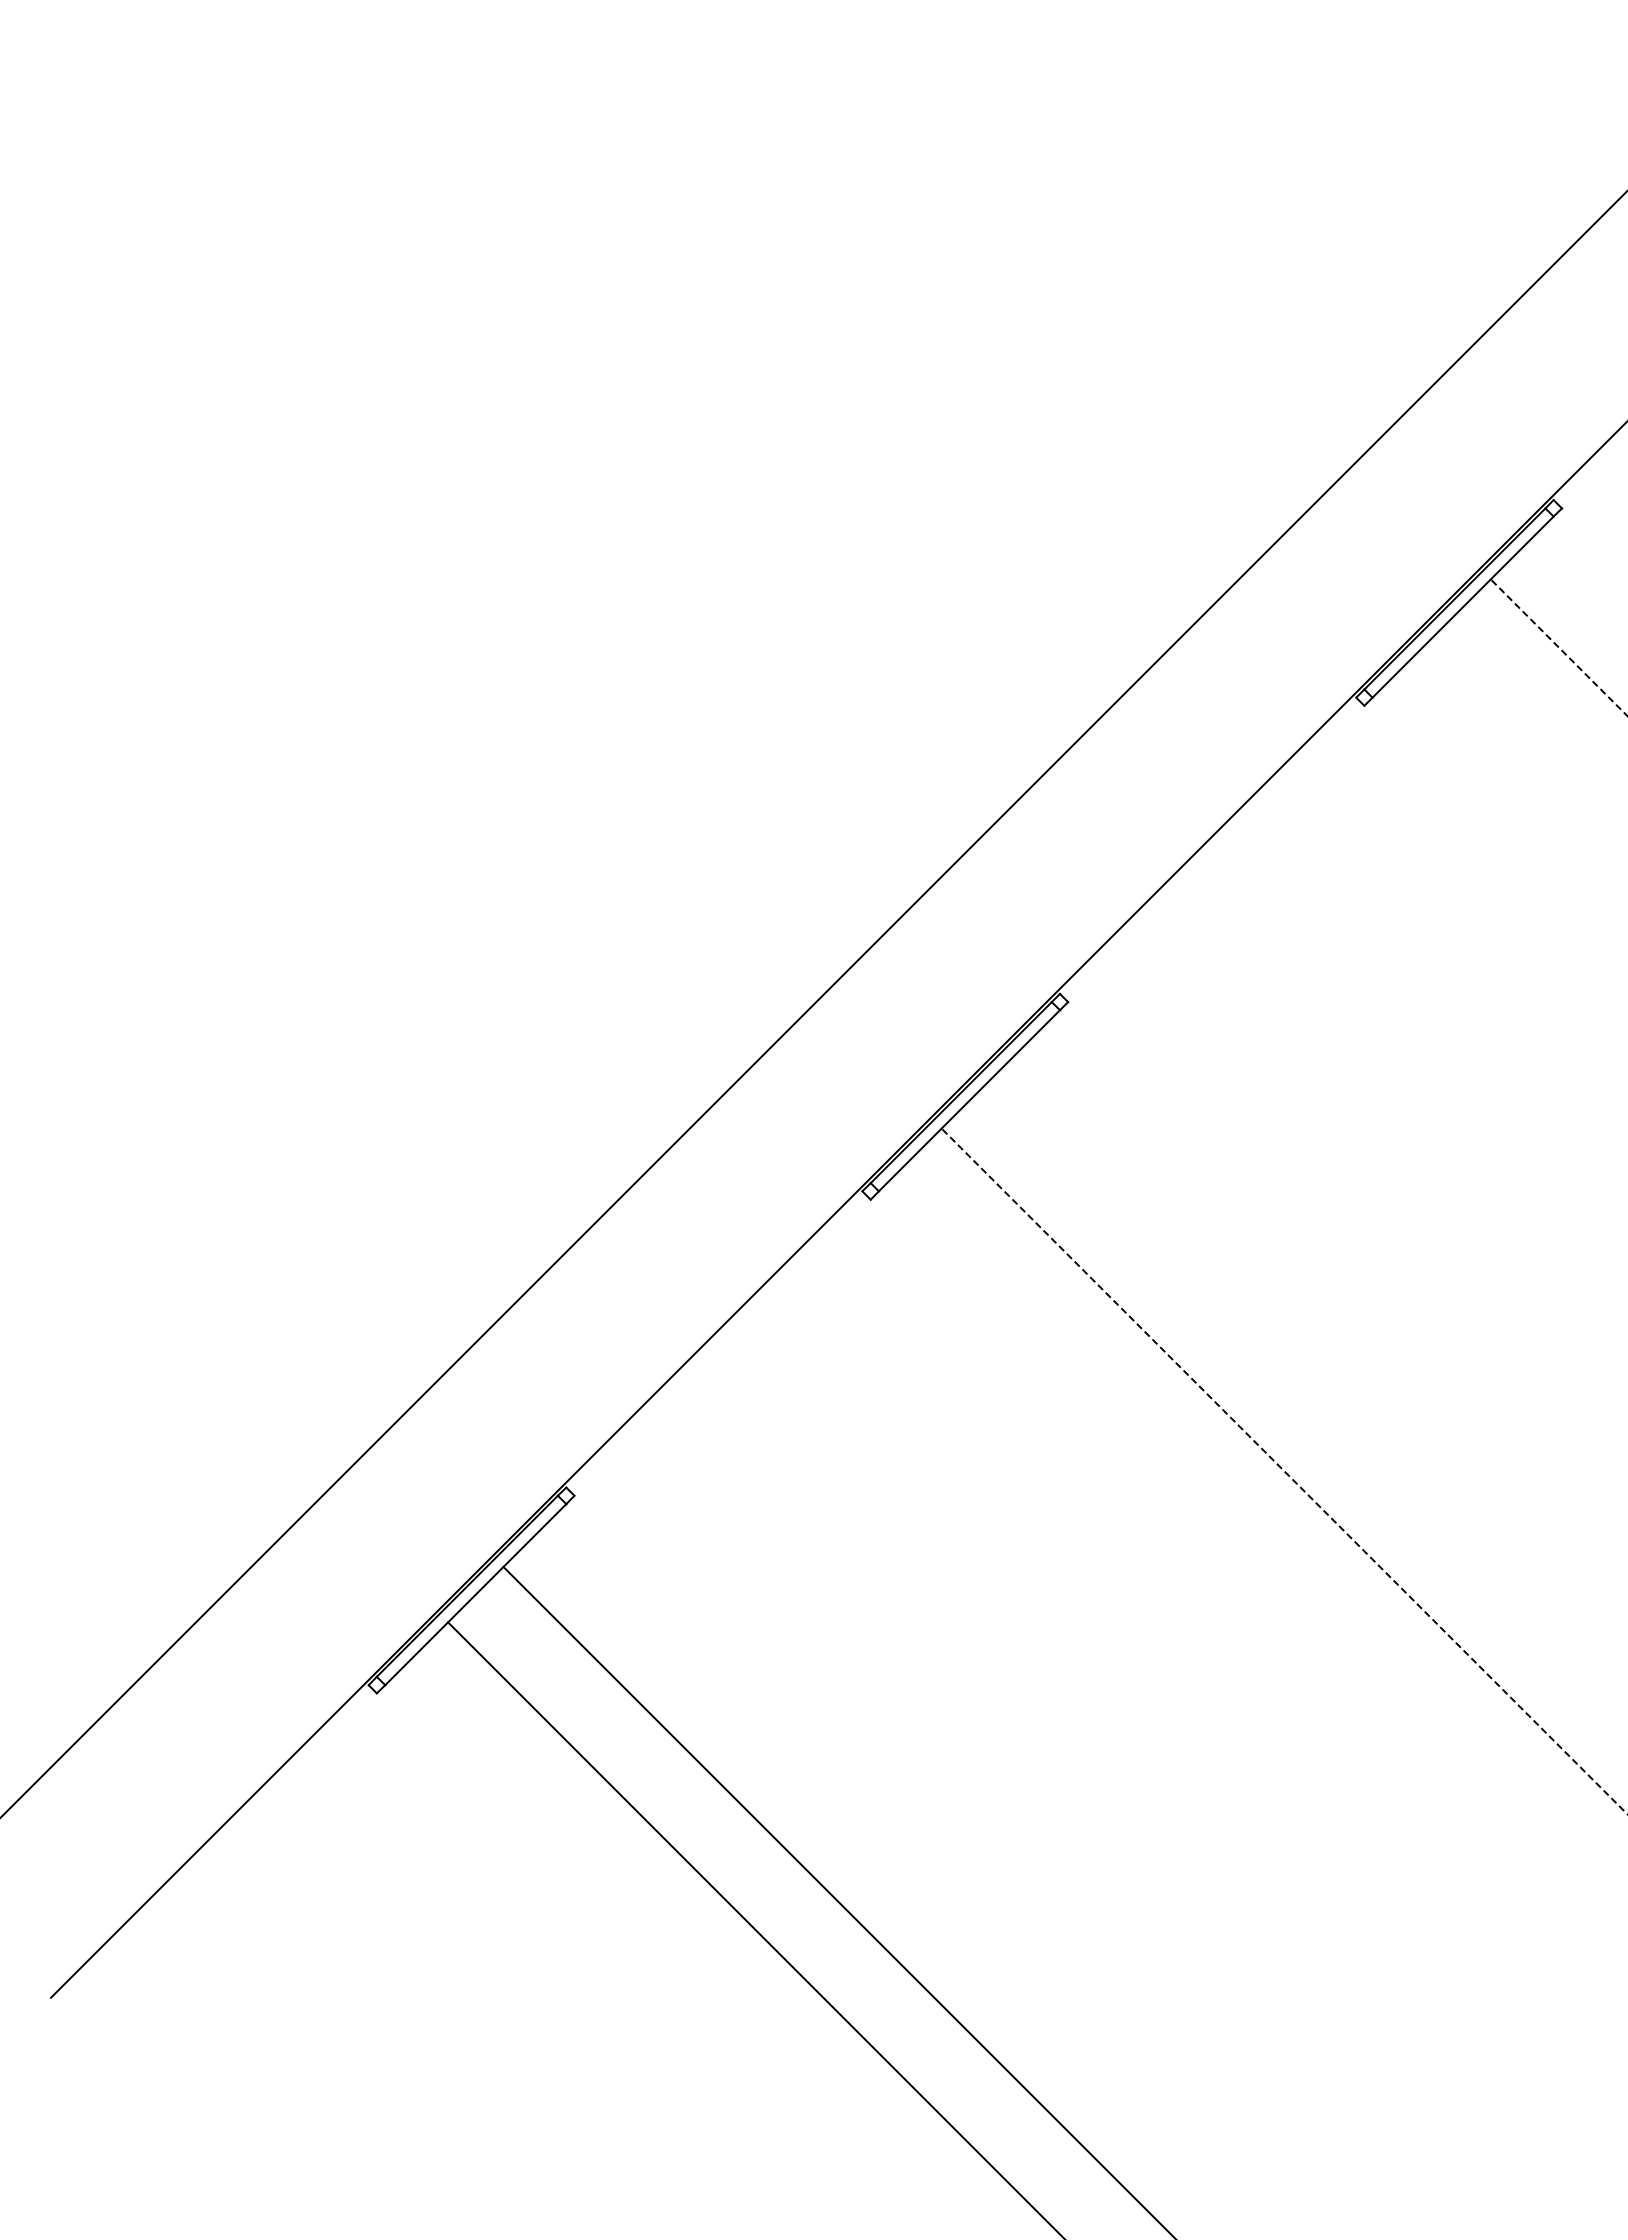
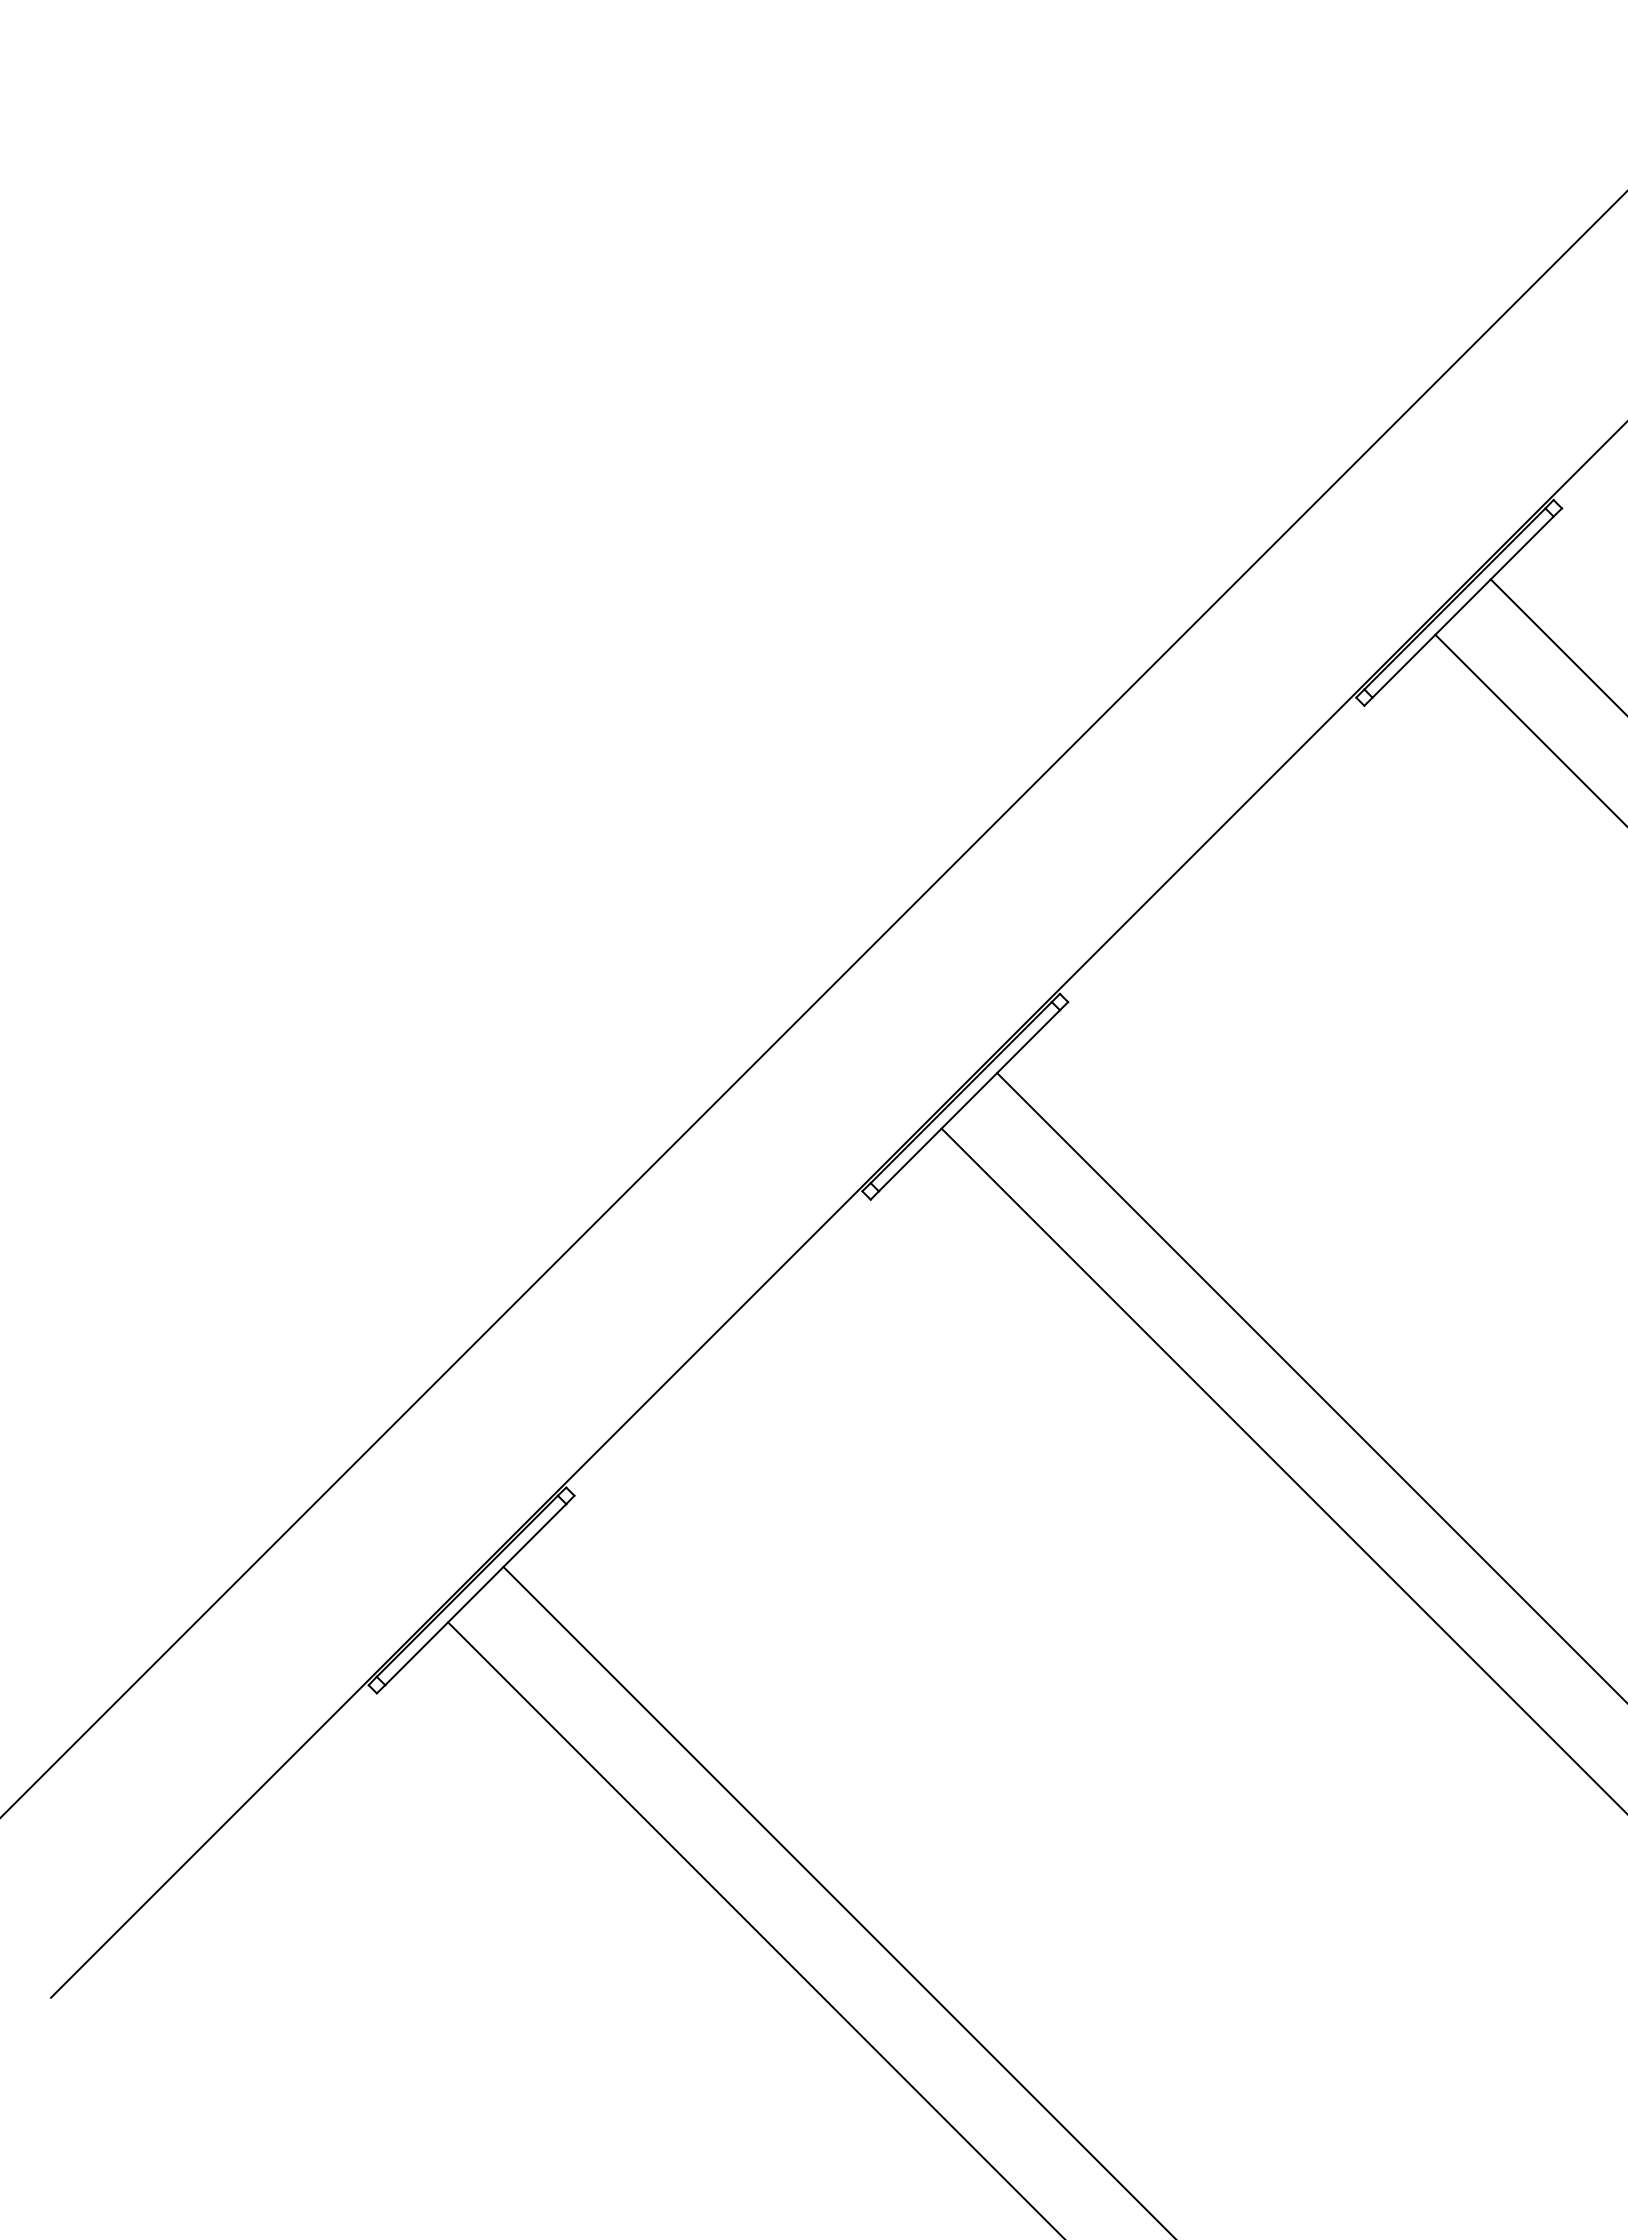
line: dashed -> solid (1559, 647)
line: none -> present (1529, 729)
line: none -> present (1310, 1386)
line: dashed -> solid (1284, 1471)
